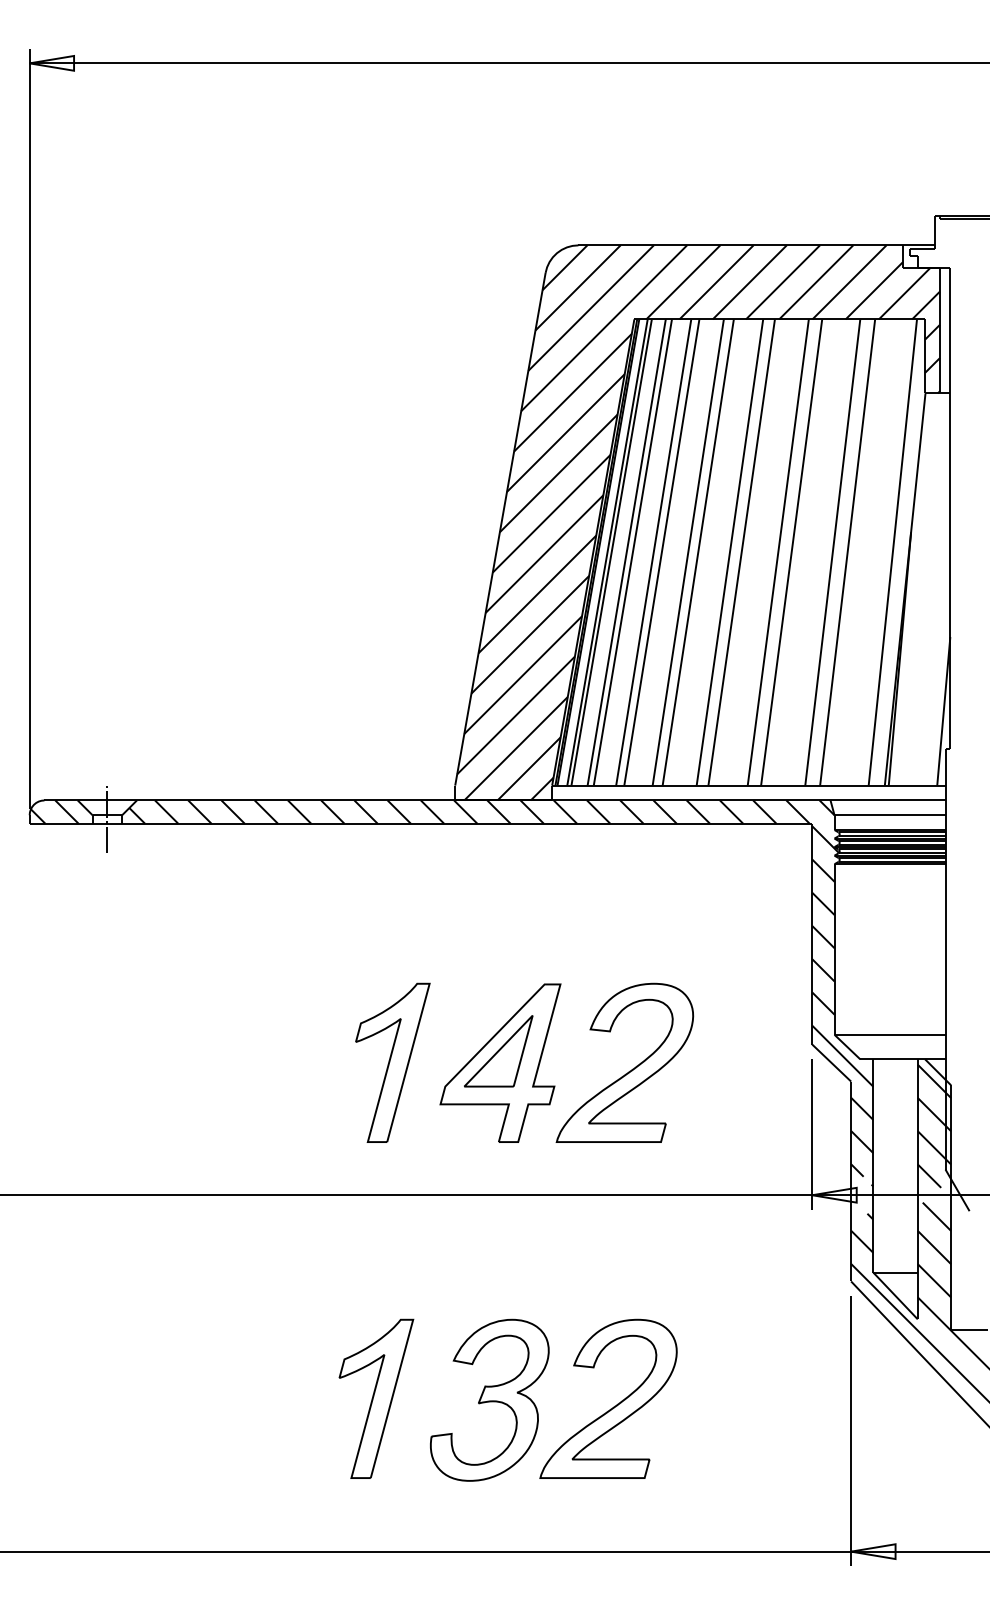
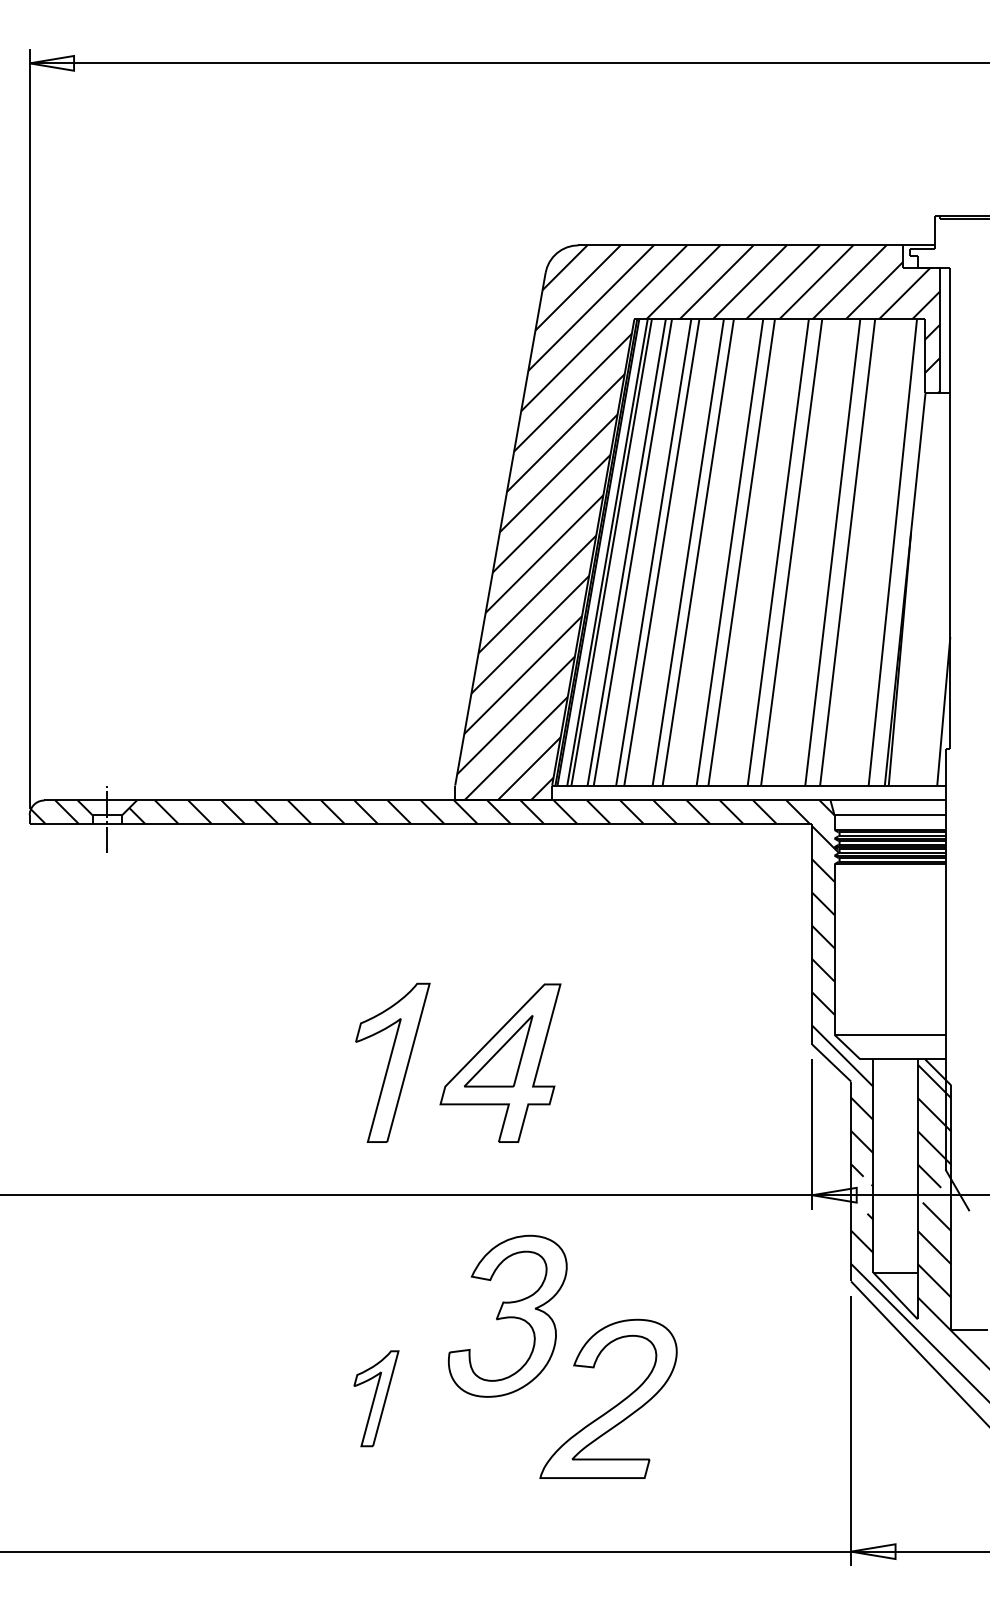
part: present -> none (628, 1071)
part size: 77x161 px -> 47x98 px (376, 1398)
part position: (489, 1399) -> (507, 1315) (507, 1315)
